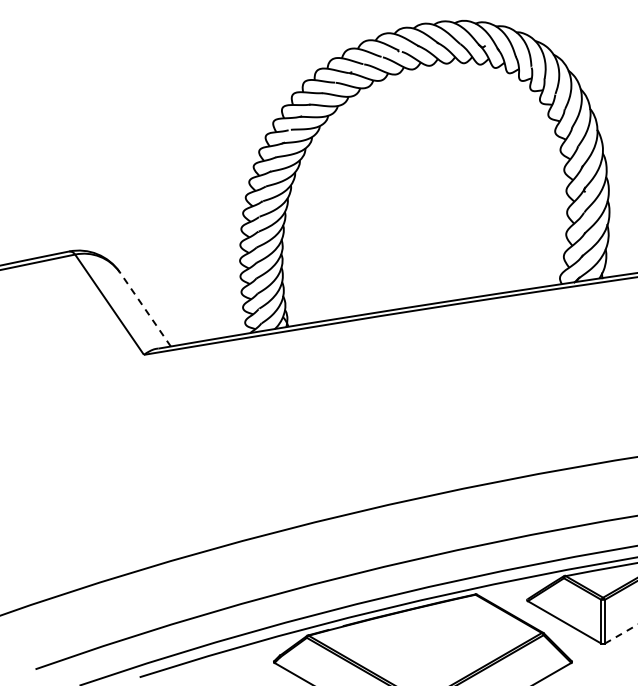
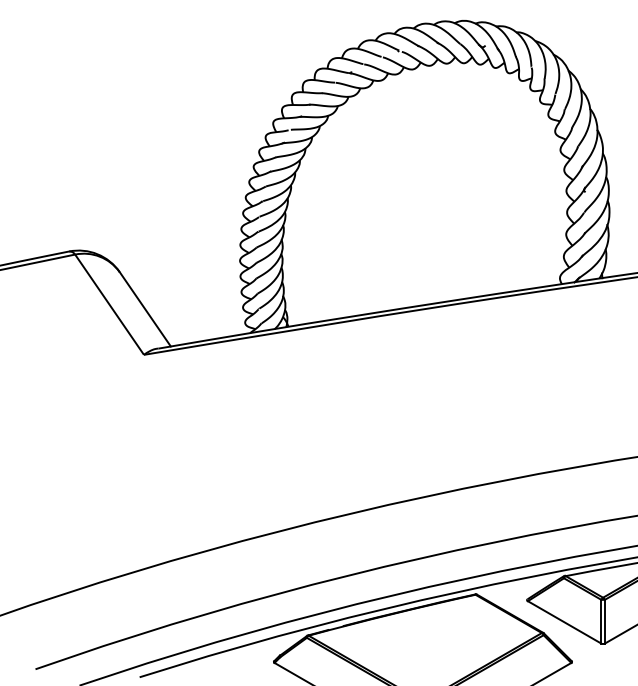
line: dashed -> solid (144, 308)
line: dashed -> solid (621, 634)
